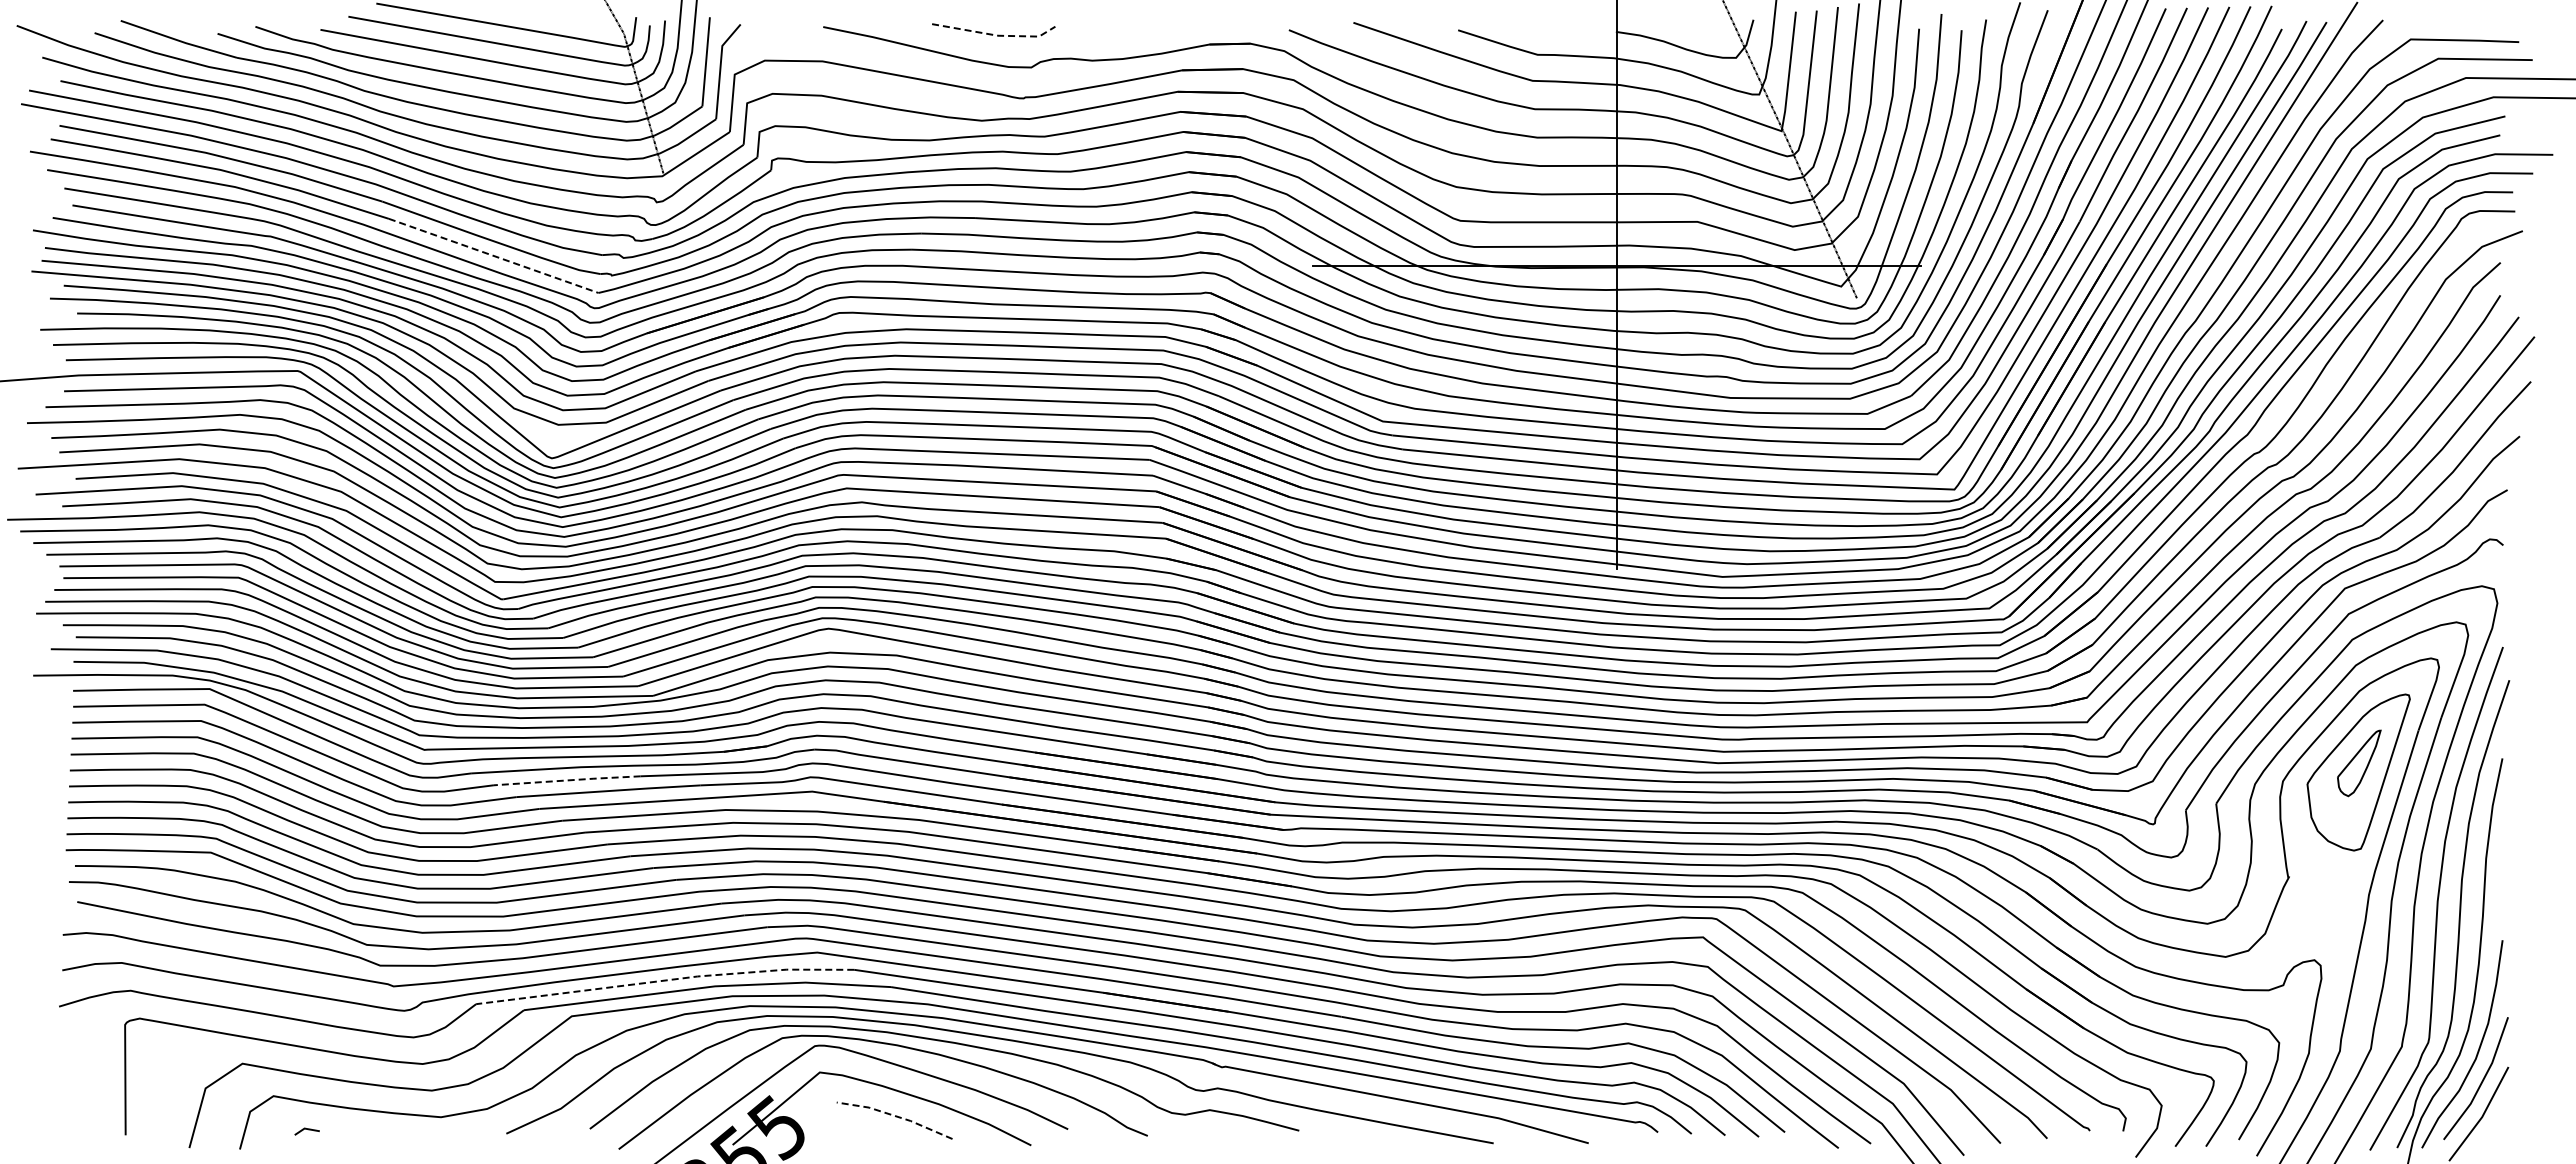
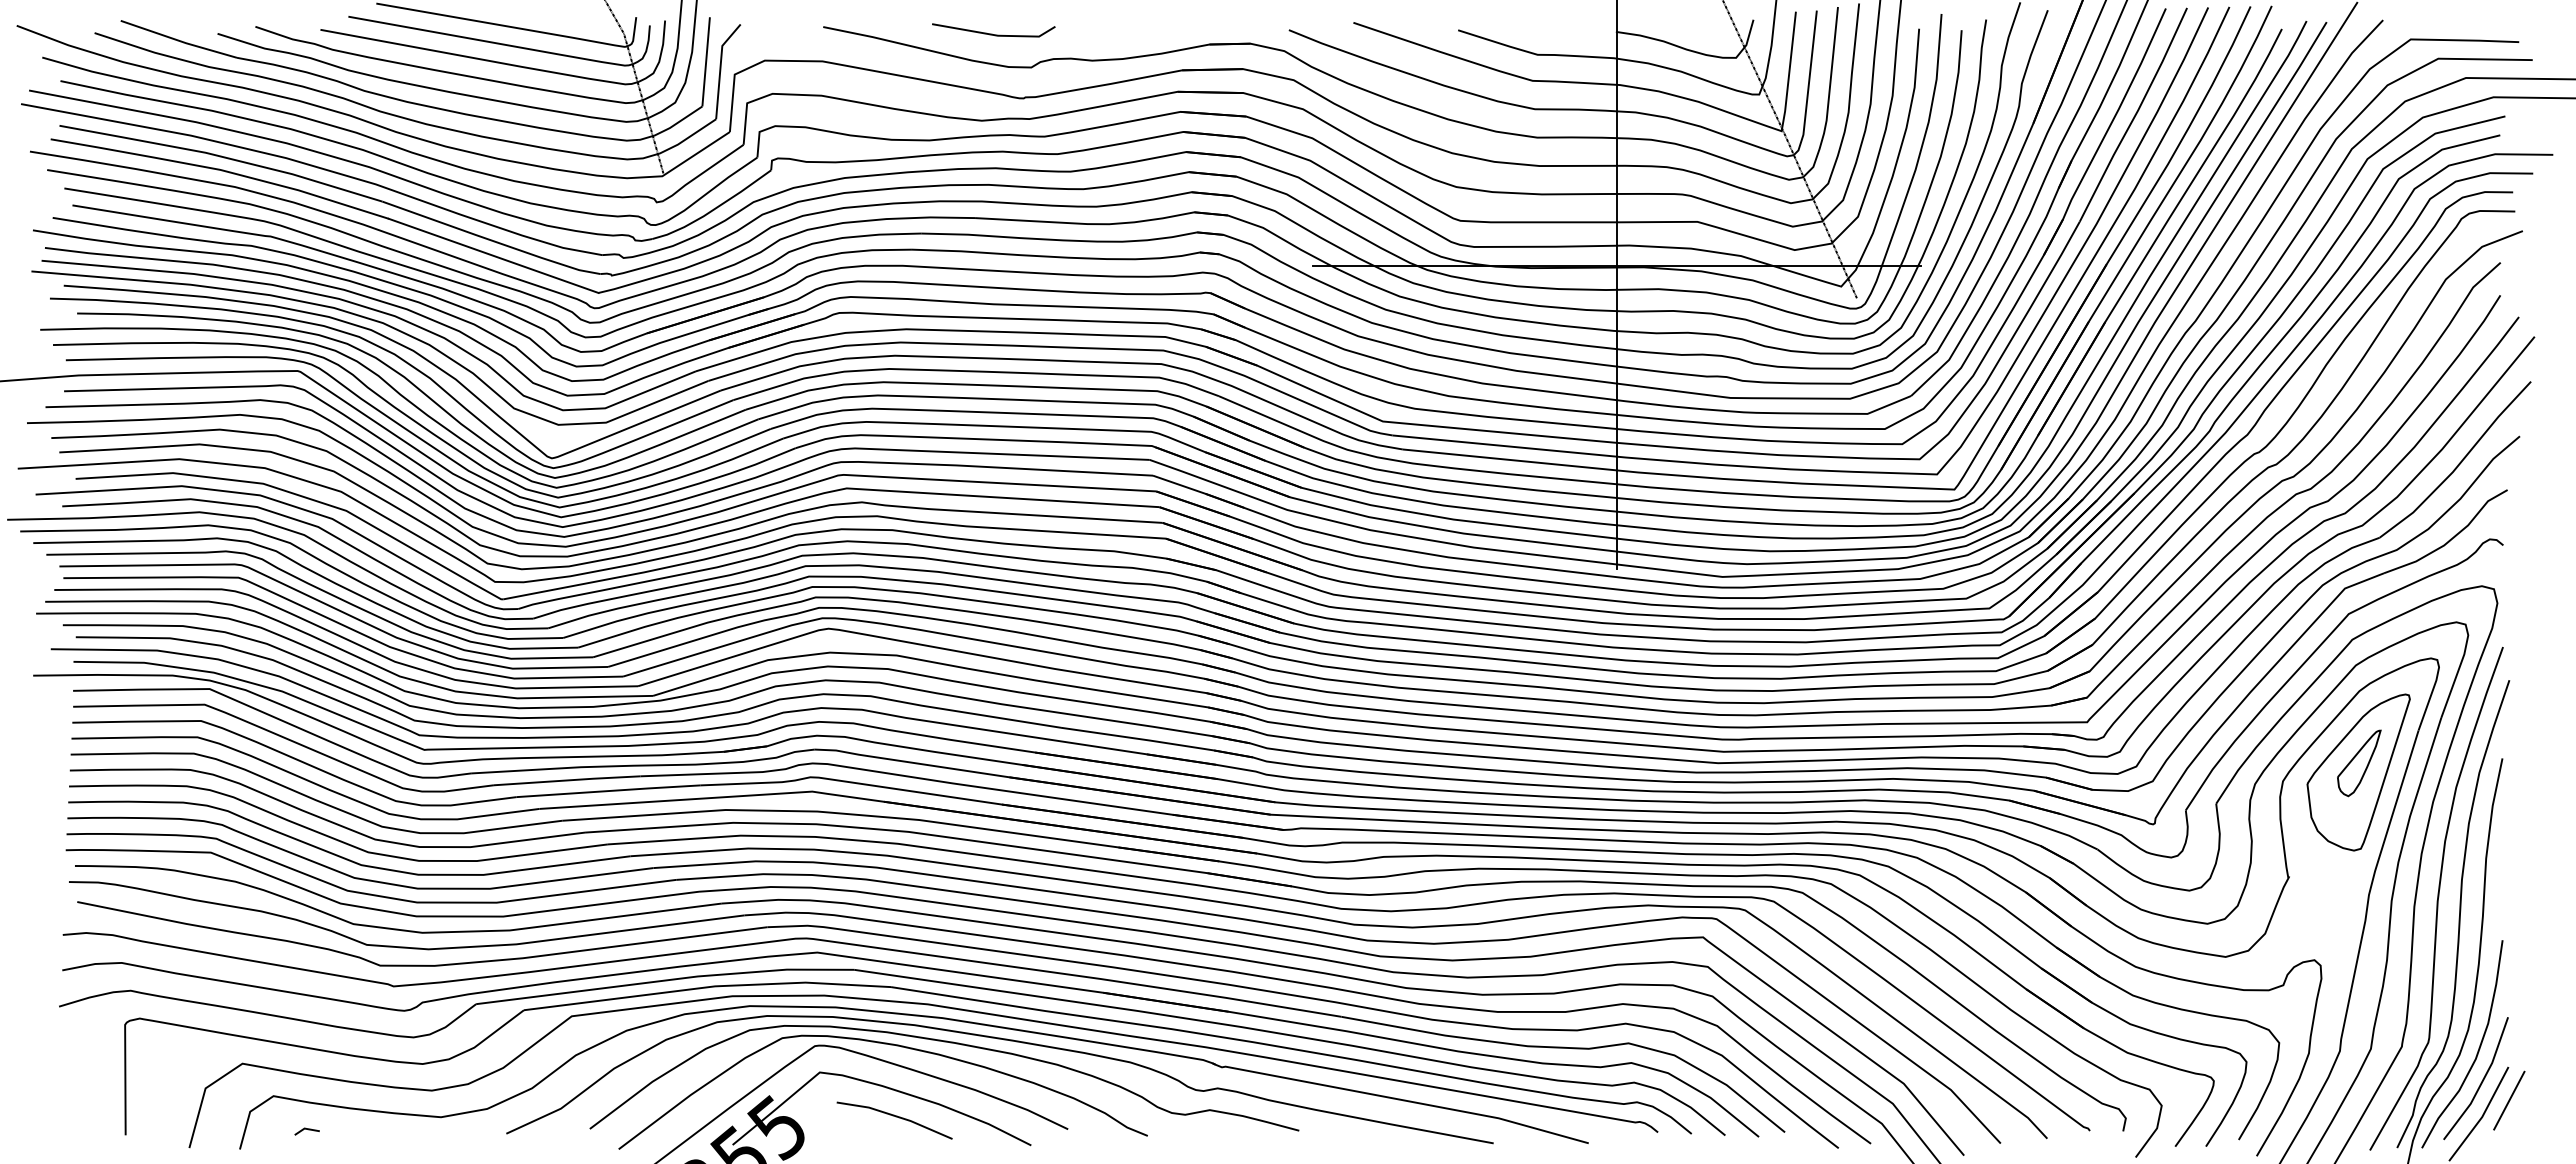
line: dashed -> solid (996, 35)
line: dashed -> solid (494, 256)
line: dashed -> solid (567, 780)
line: dashed -> solid (666, 980)
line: none -> present (2509, 1100)
line: dashed -> solid (895, 1116)
